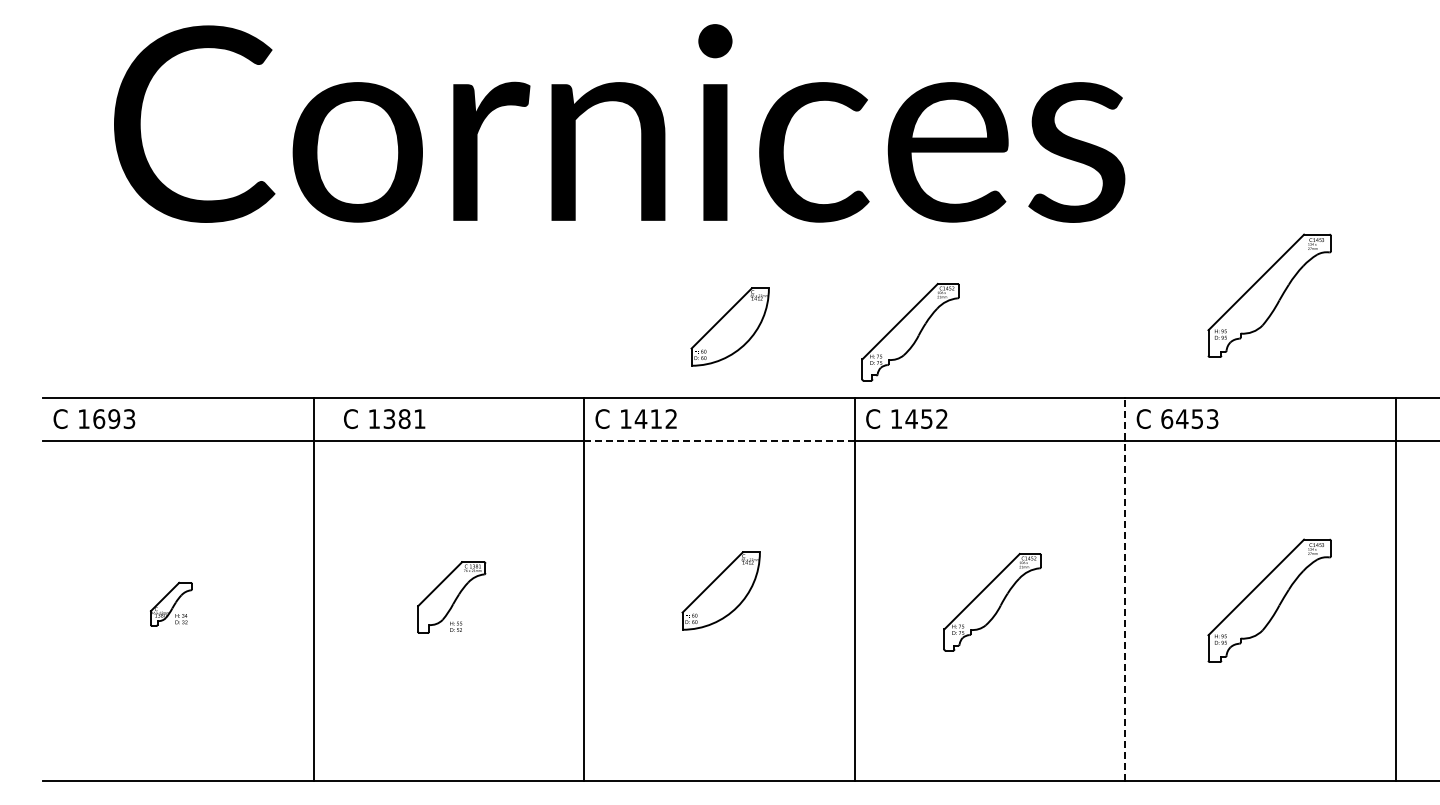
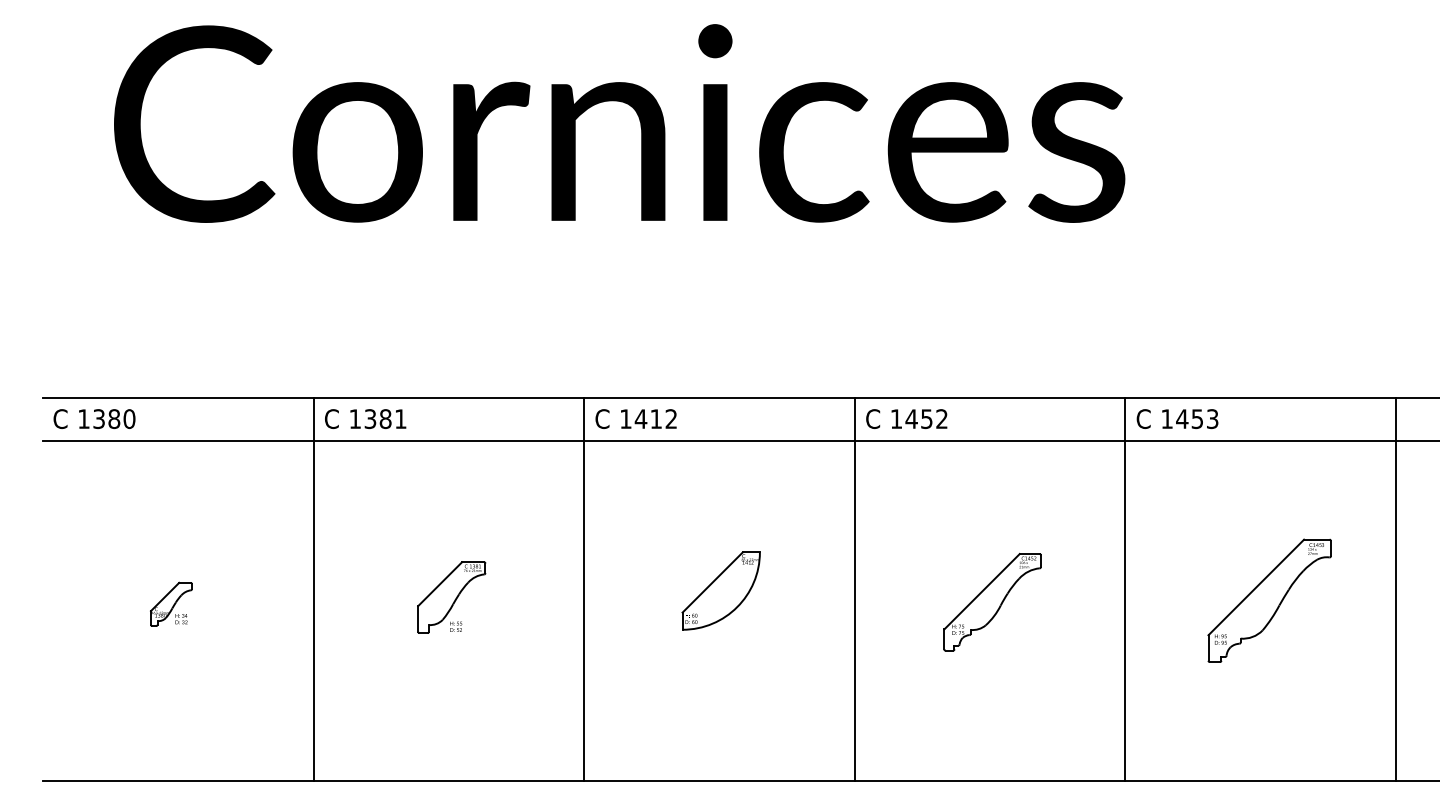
part: present -> none (1269, 295)
part: present -> none (729, 326)
part: present -> none (910, 332)
text position: (384, 418) -> (365, 418) (365, 418)
text: 1693 -> 1380 (114, 419)
text: 6453 -> 1453 (1167, 419)
line: dashed -> solid (719, 440)
line: dashed -> solid (1125, 589)
